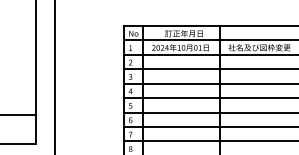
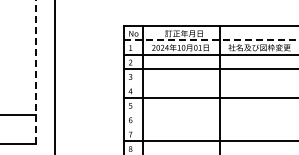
line: solid -> dashed (211, 40)
line: solid -> dashed (36, 71)
line: present -> none (209, 83)
line: present -> none (209, 112)
line: present -> none (209, 126)
